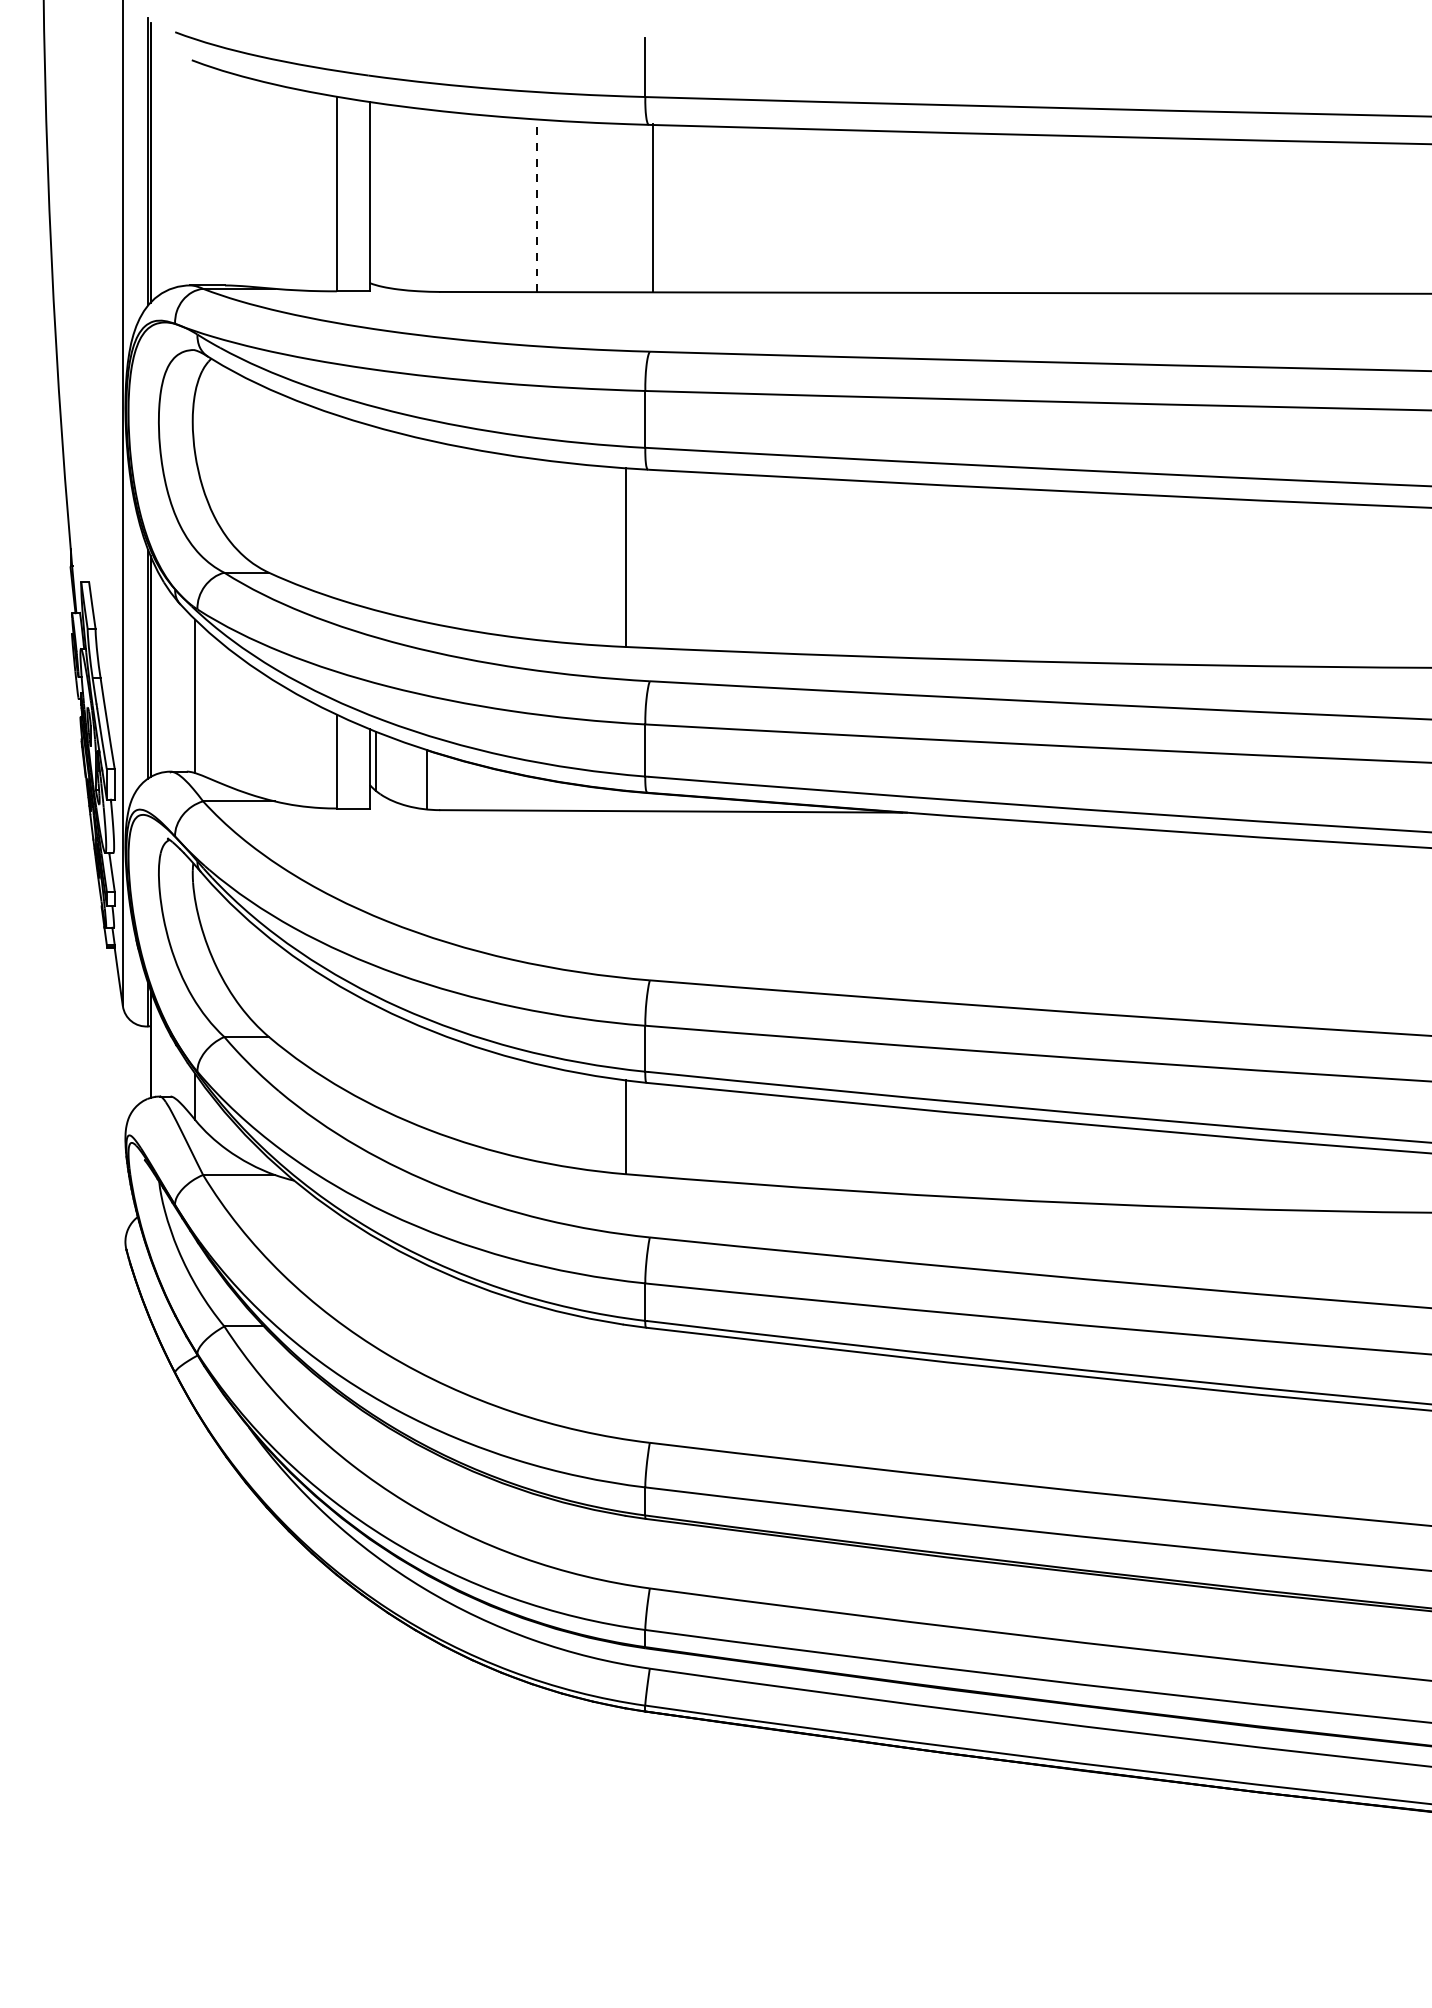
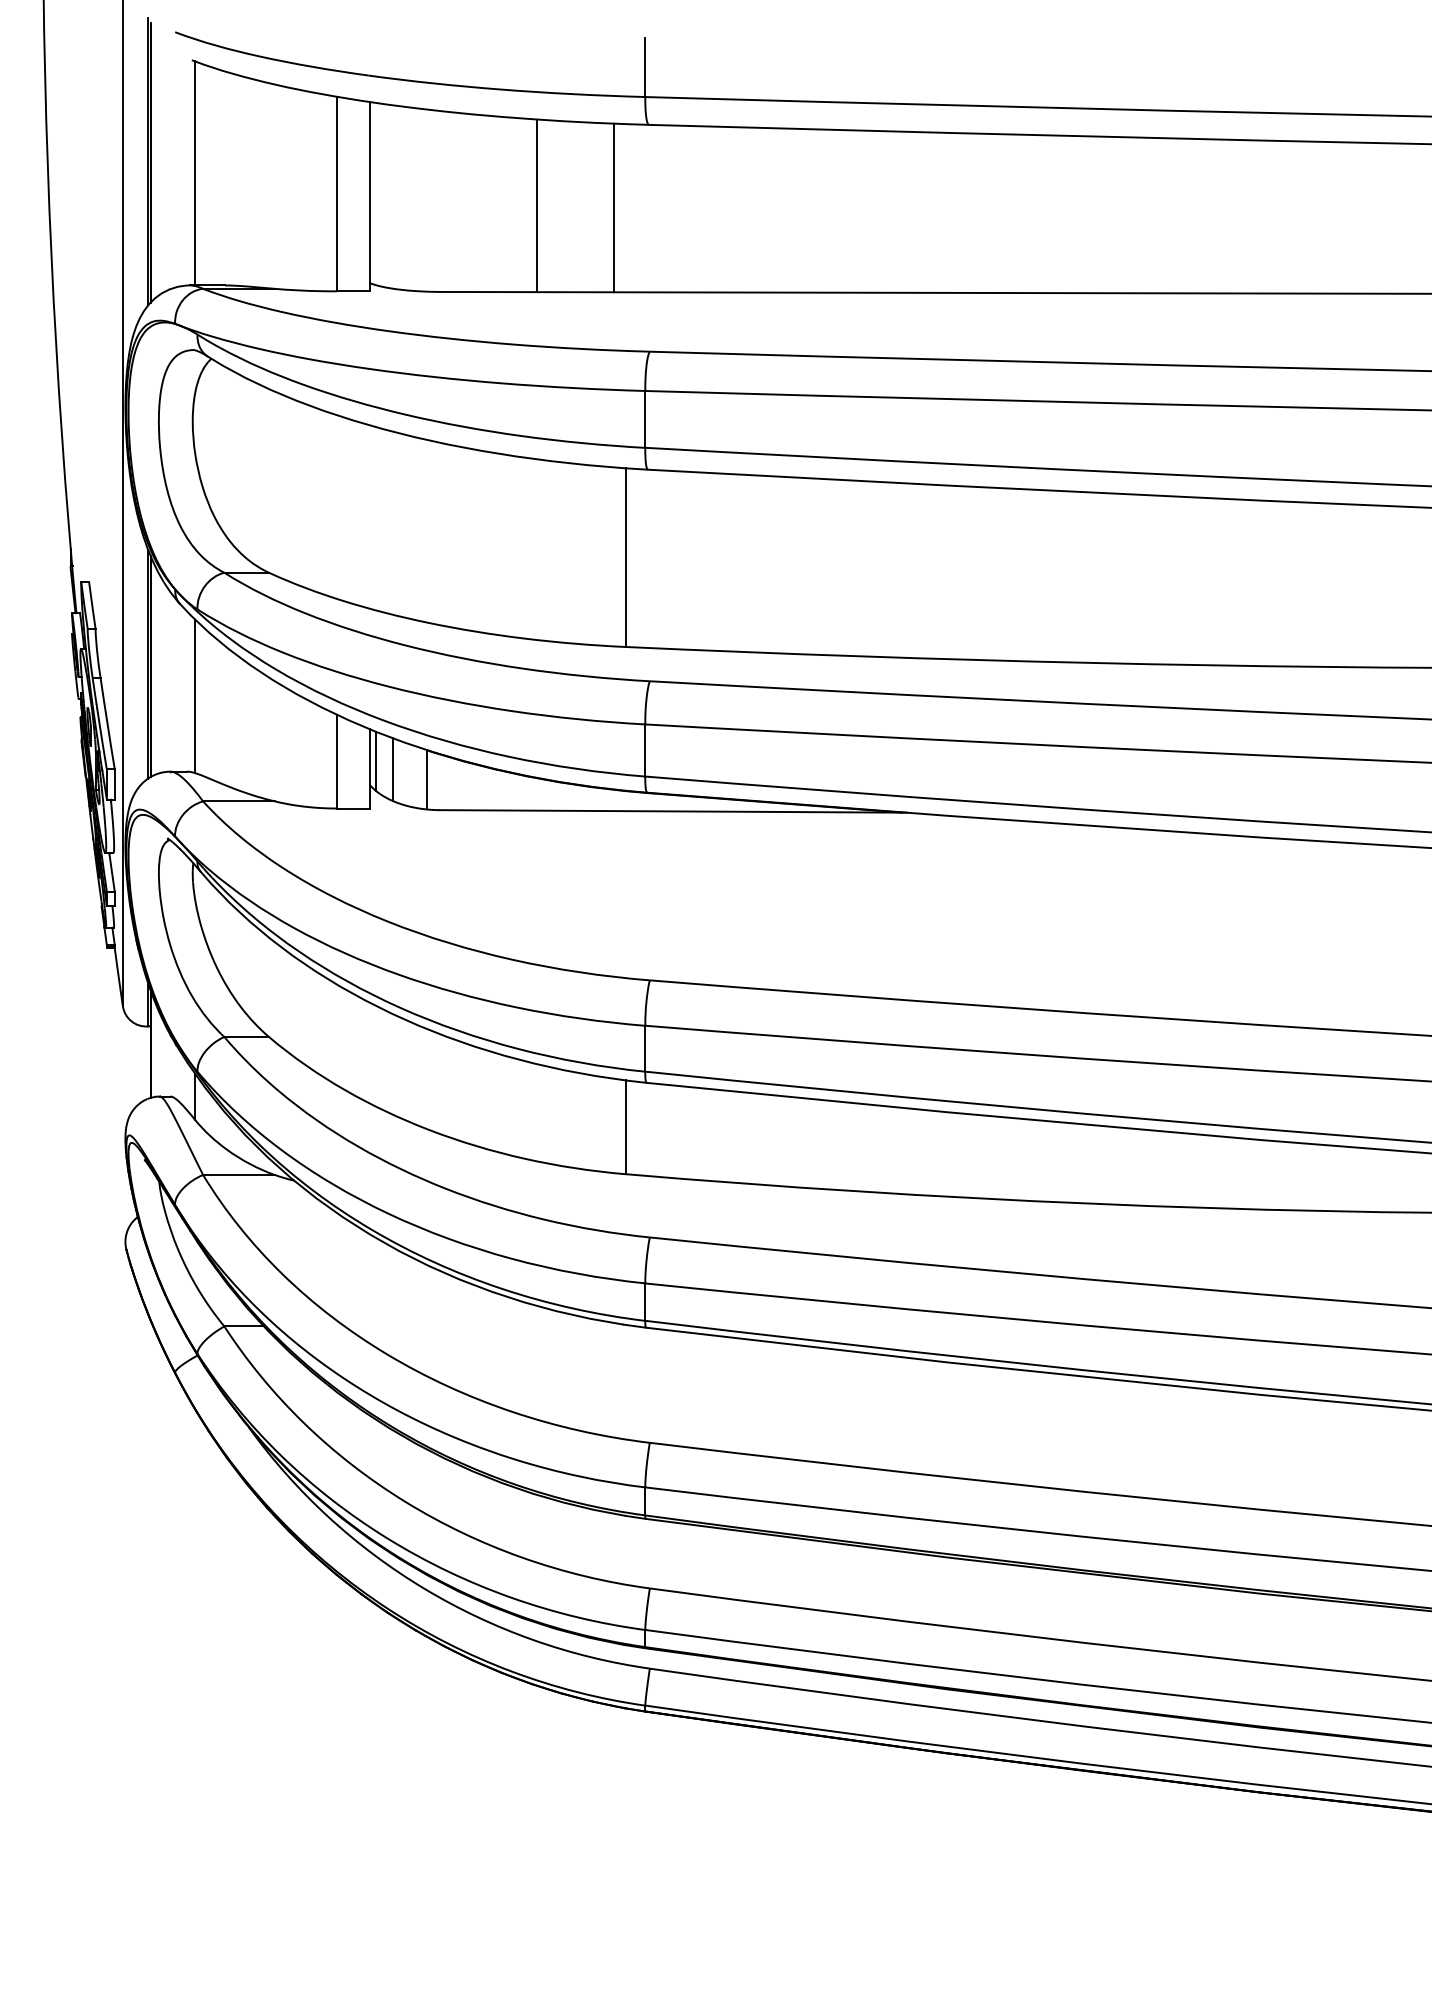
line: none -> present (195, 173)
line: dashed -> solid (537, 205)
line position: (652, 207) -> (613, 207) (613, 207)
line: none -> present (393, 769)
